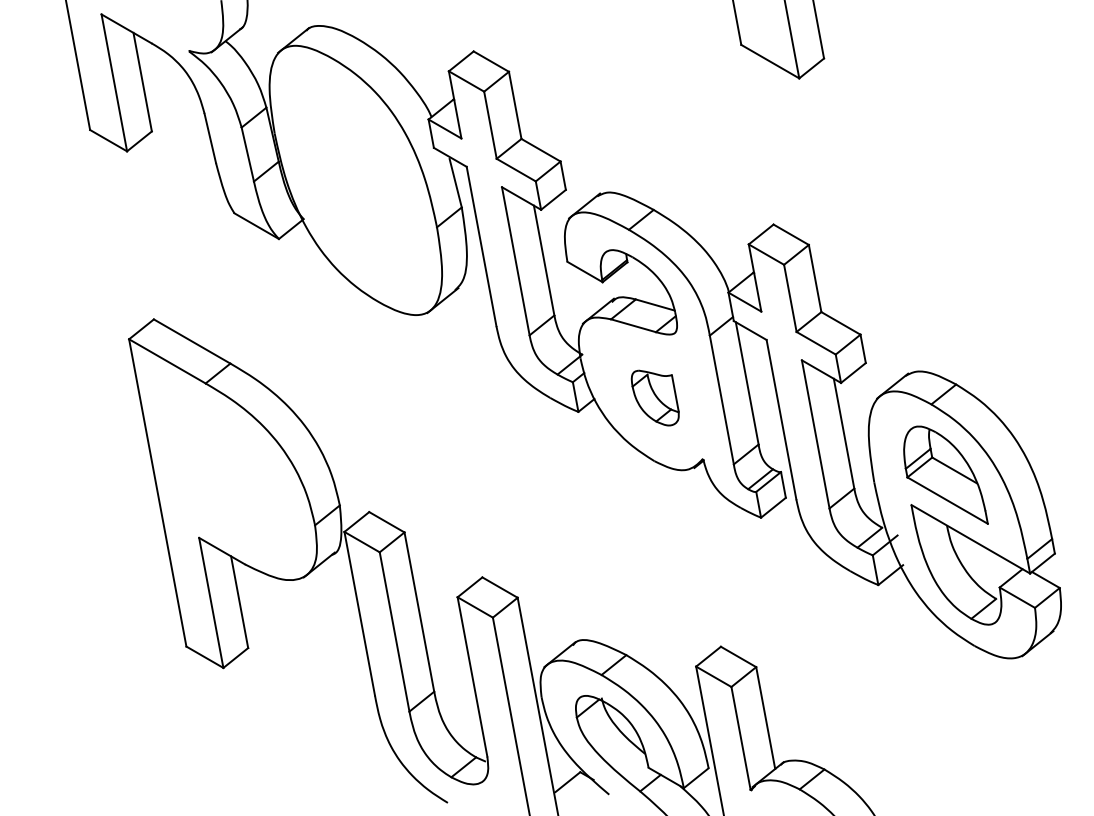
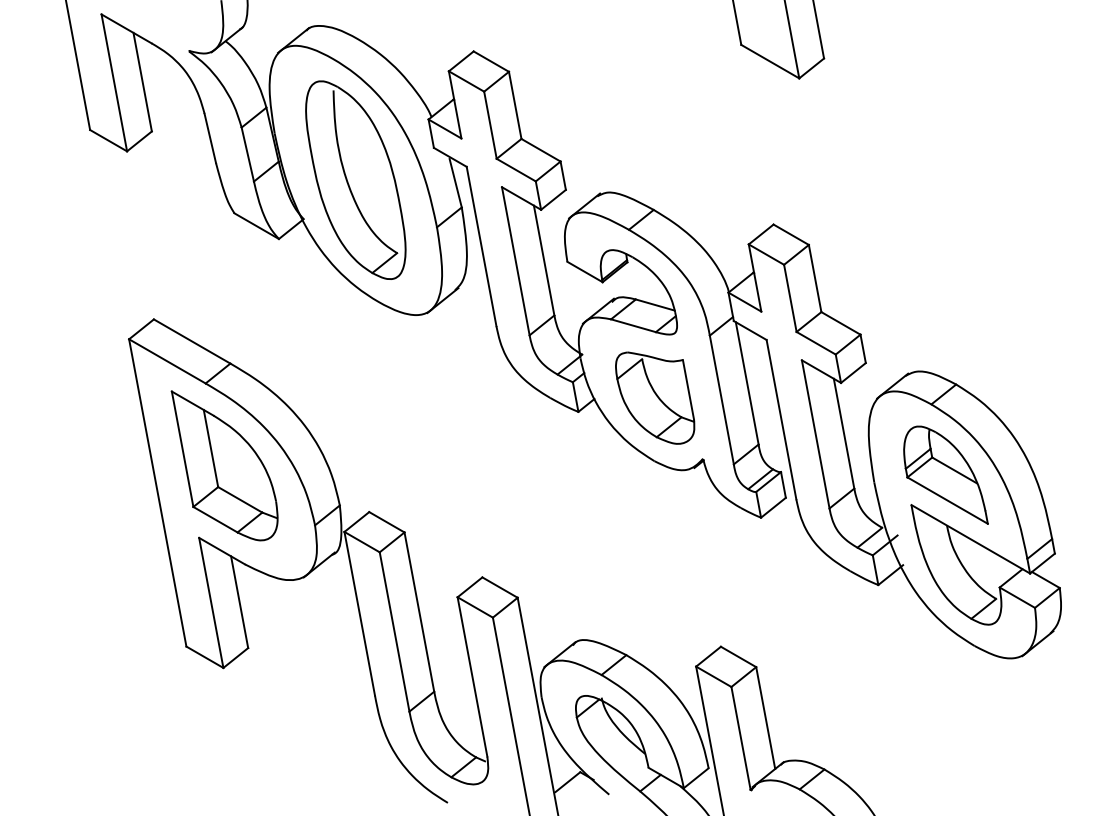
part: none -> present (355, 179)
part size: 50x58 px -> 81x94 px (655, 397)
part: none -> present (224, 465)
